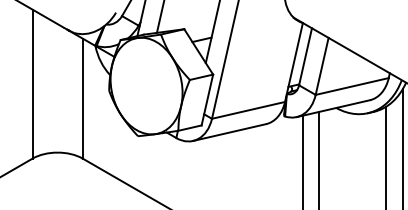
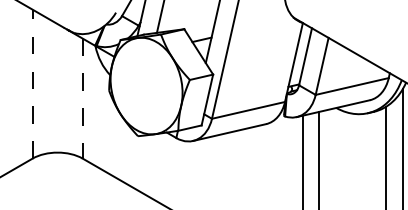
line: solid -> dashed (32, 83)
line: solid -> dashed (82, 99)
